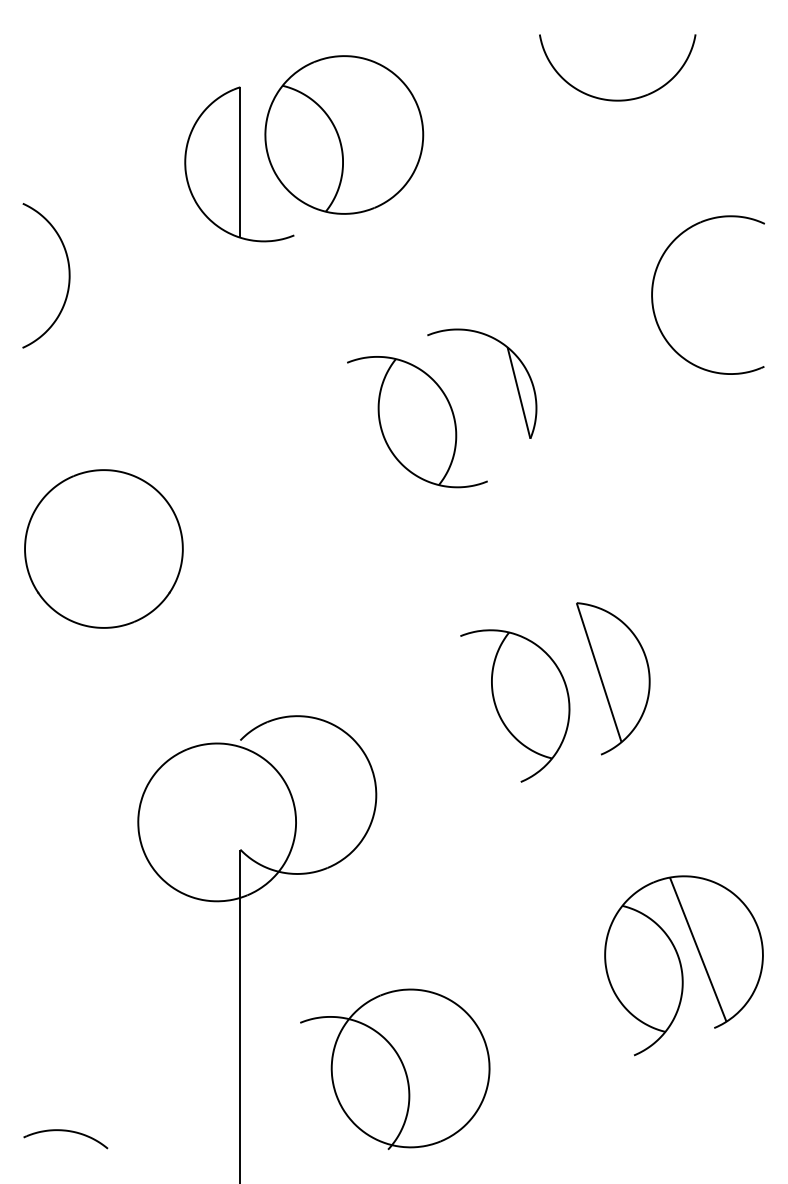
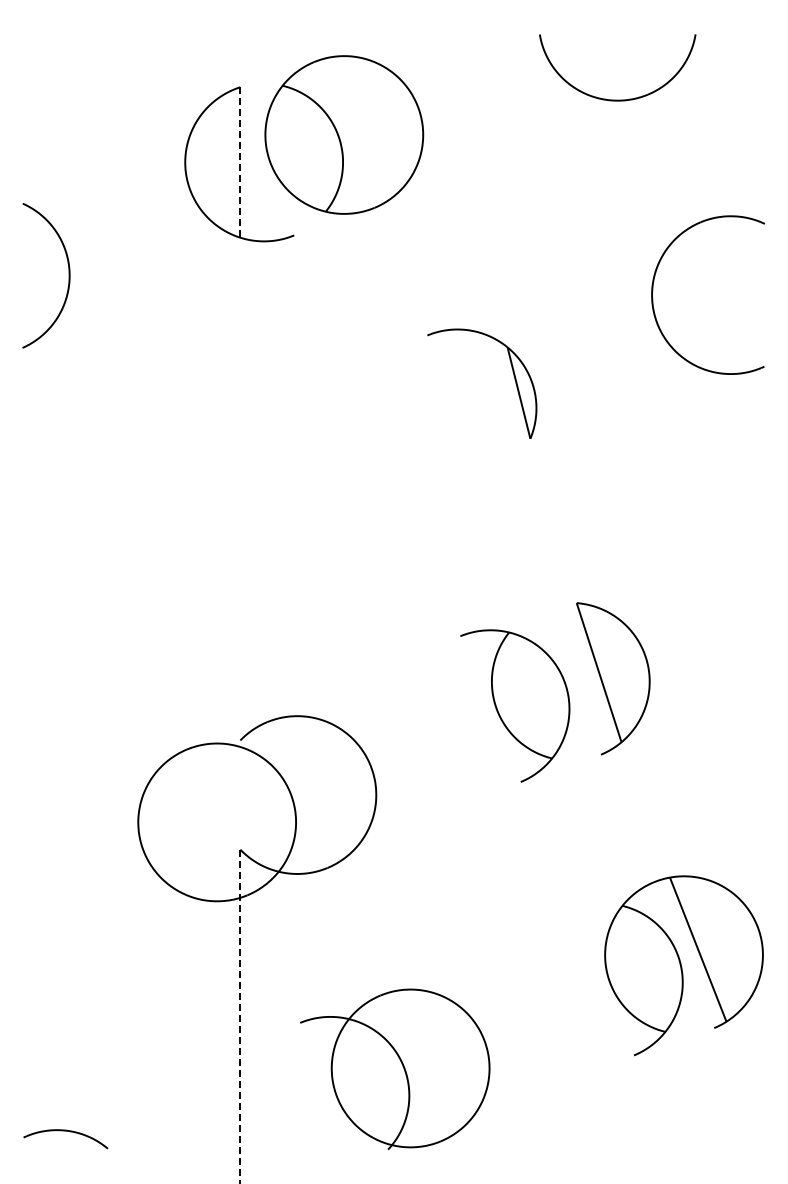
line: solid -> dashed (240, 163)
part: present -> none (417, 422)
part: present -> none (103, 548)
line: solid -> dashed (240, 1016)
